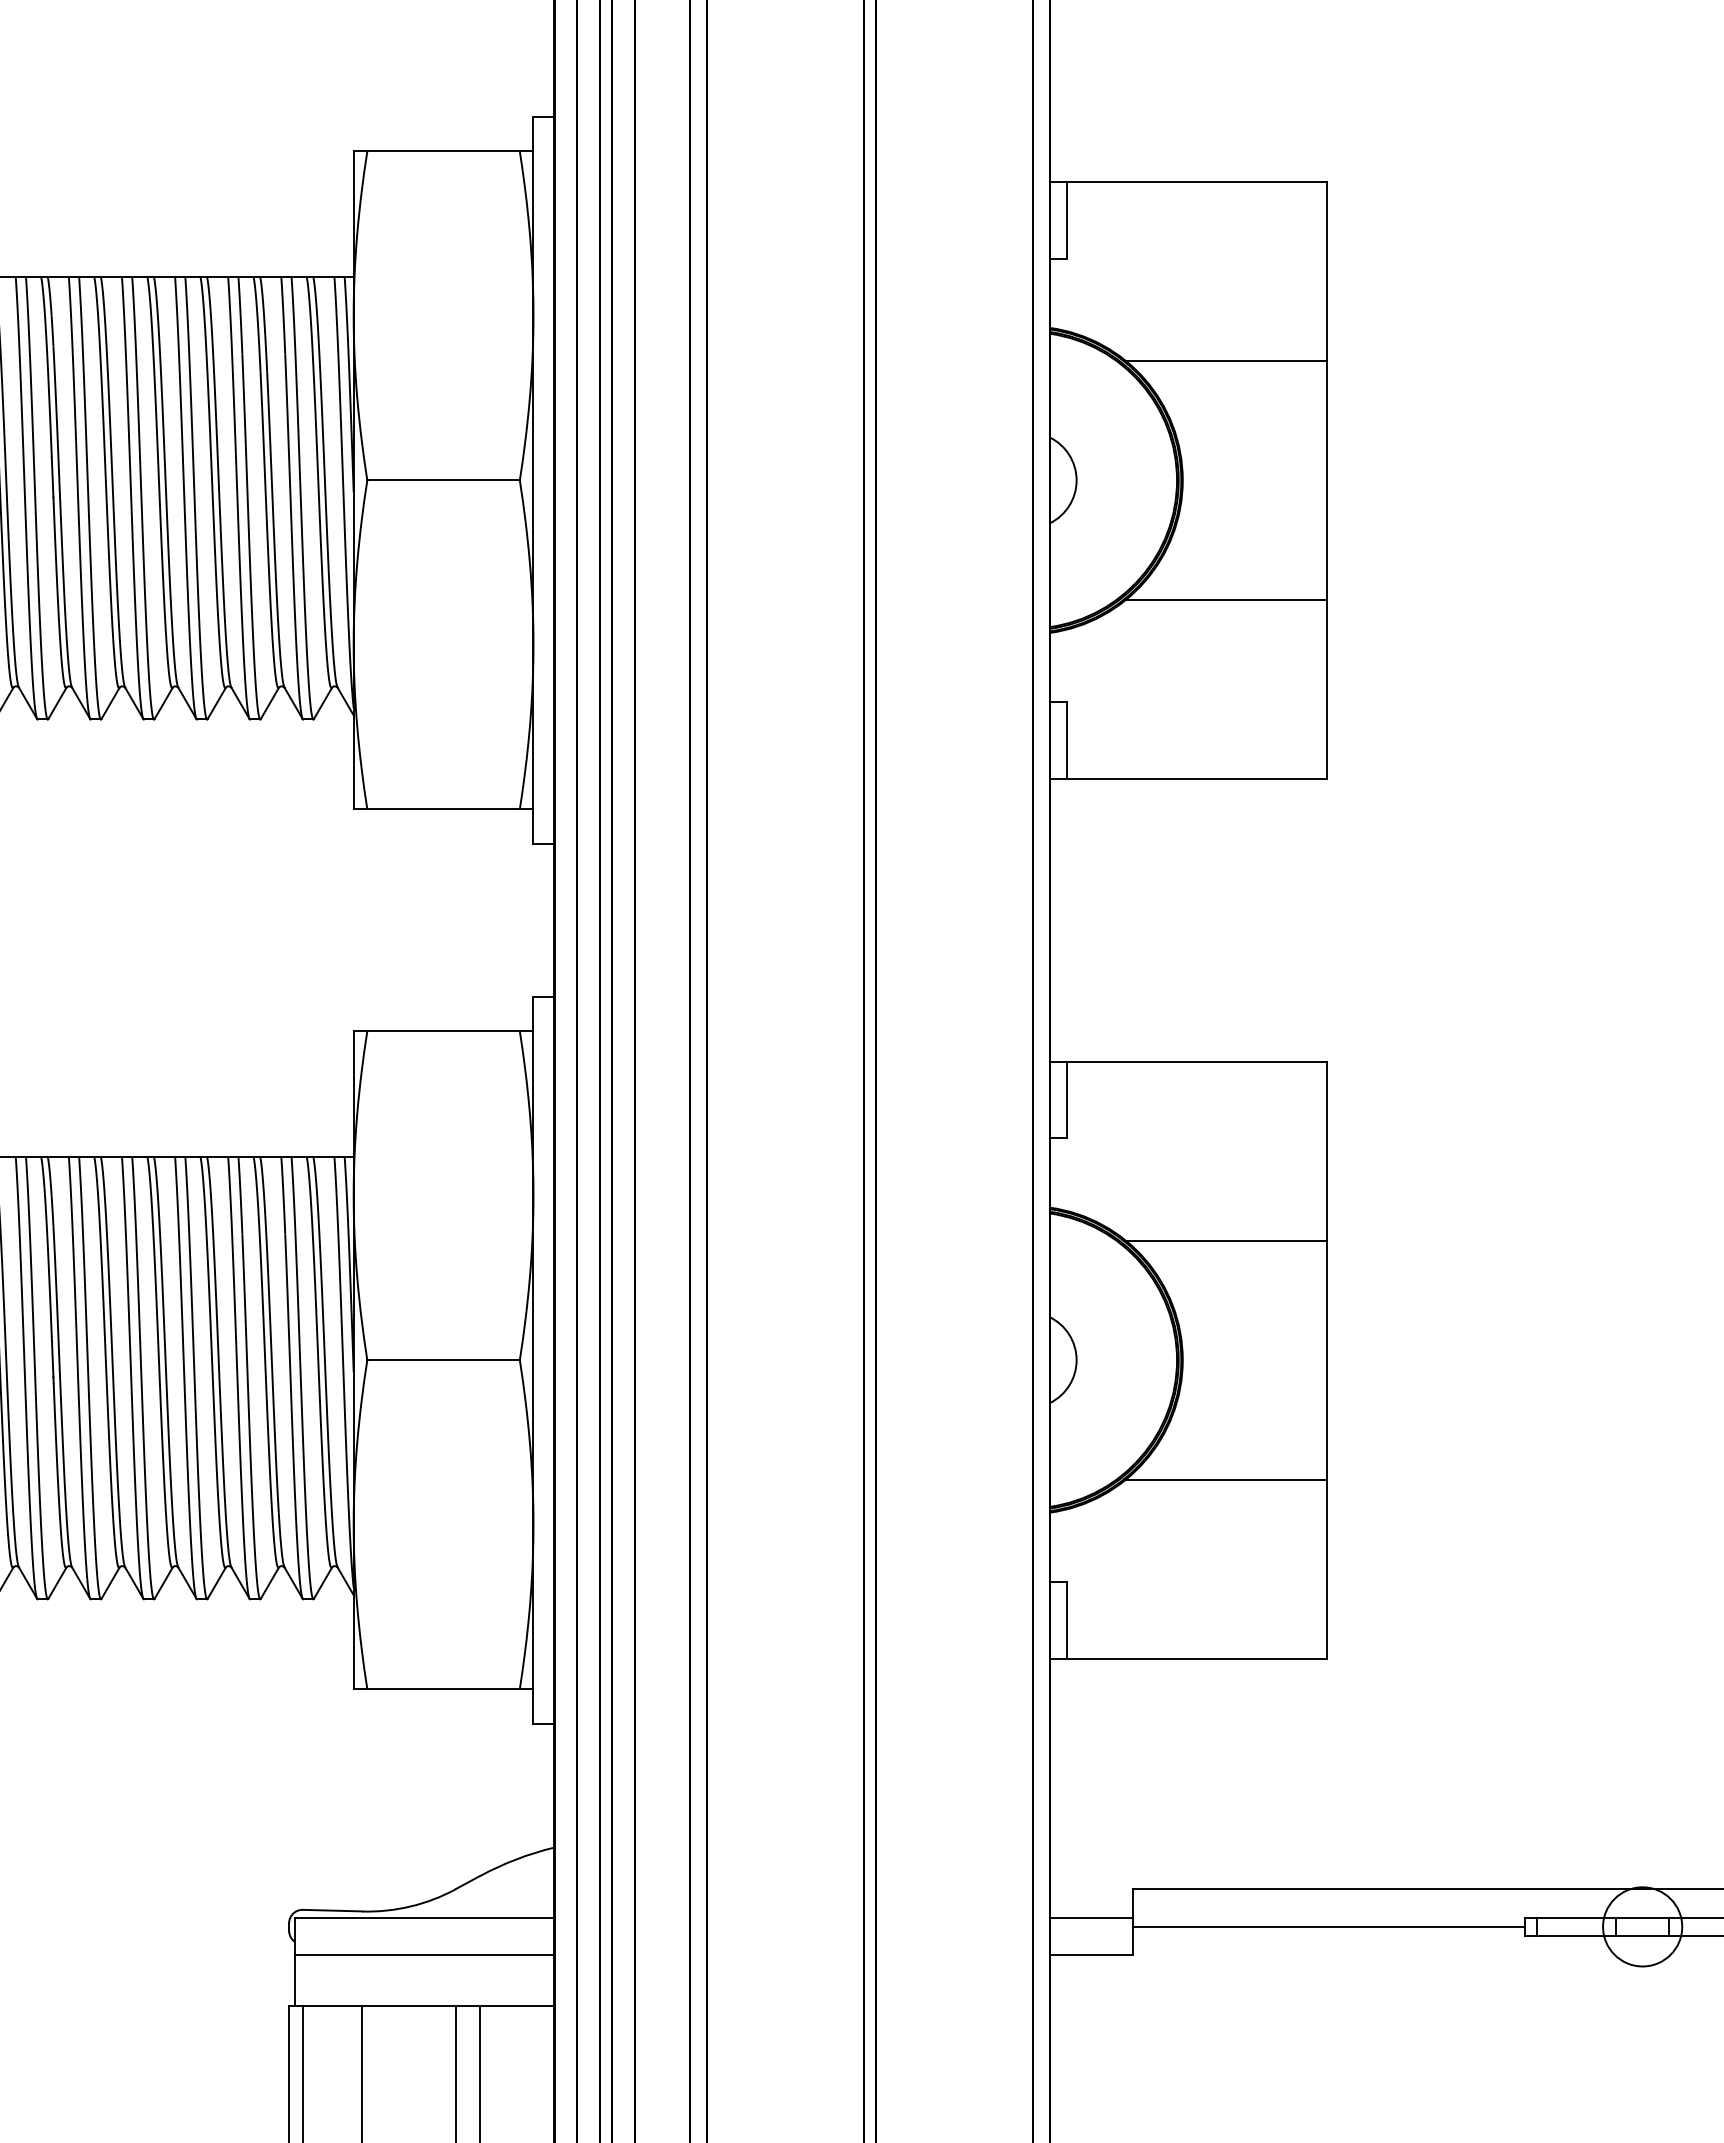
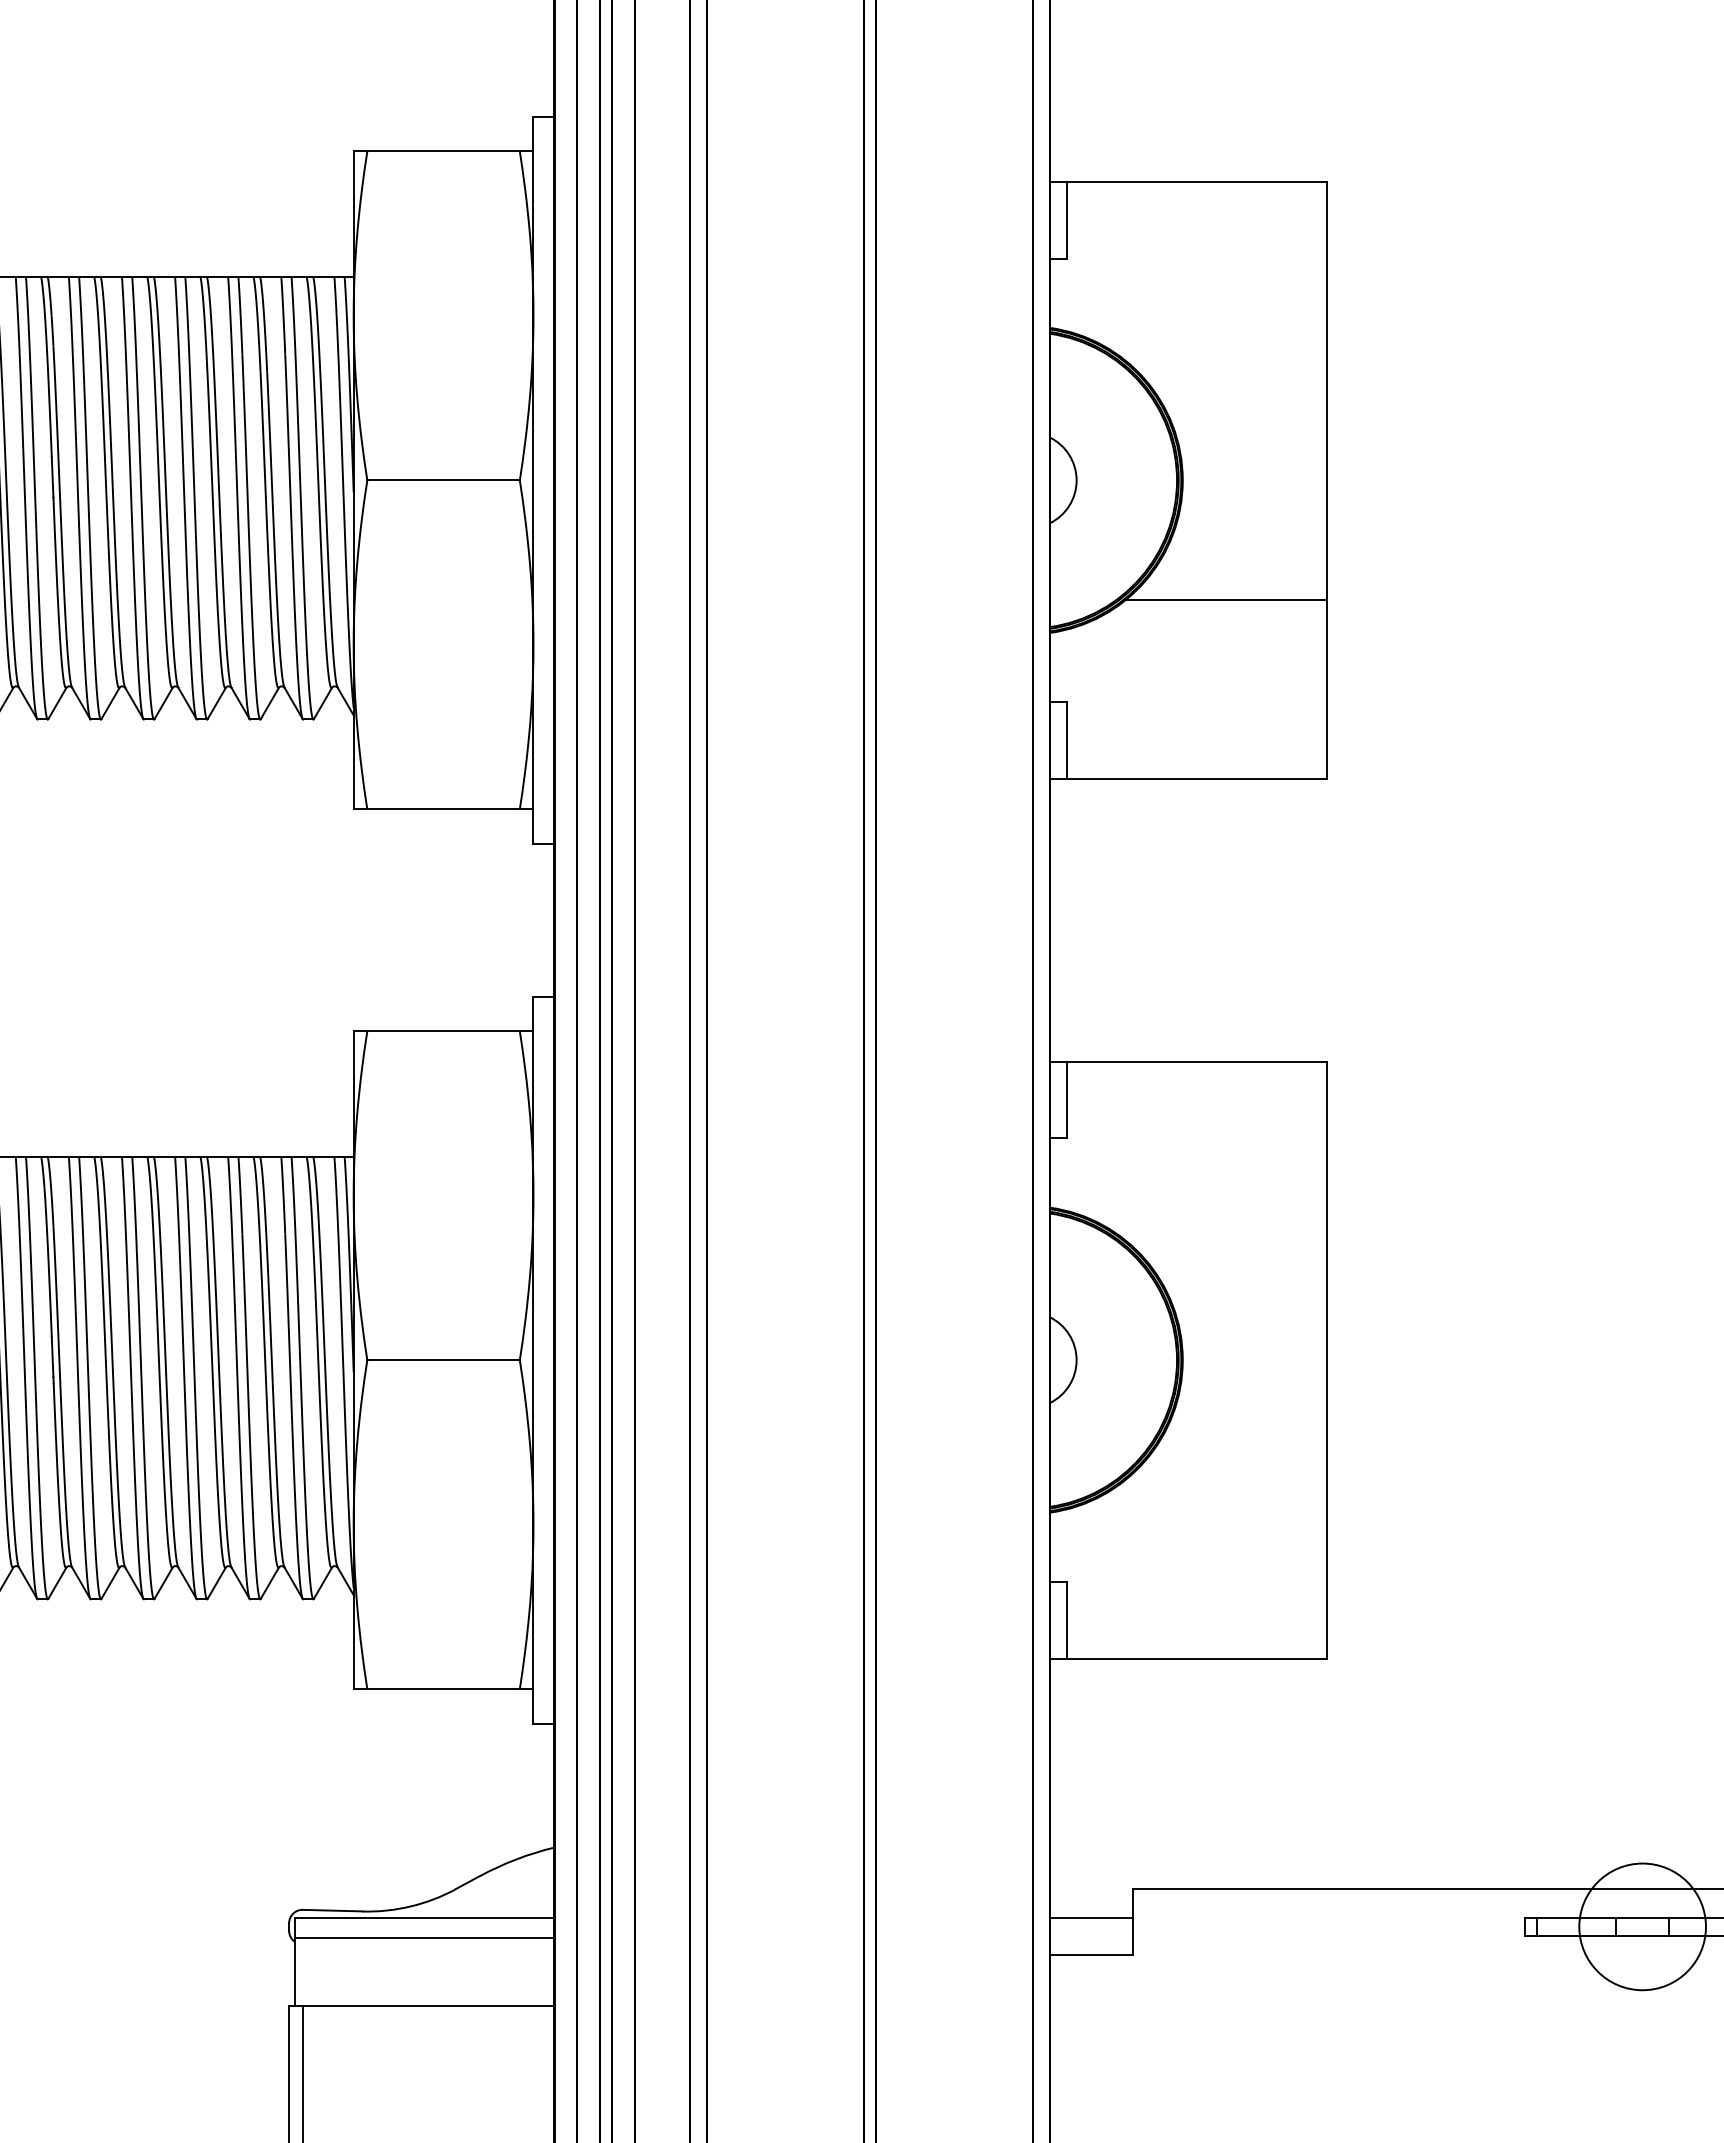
line: present -> none (1226, 360)
line: present -> none (1226, 1240)
line: present -> none (1226, 1479)
line: present -> none (1328, 1926)
circle diameter: 79 px -> 127 px (1642, 1926)
line position: (424, 1955) -> (424, 1938) (424, 1938)
line: present -> none (362, 2072)
line: present -> none (455, 2072)
line: present -> none (480, 2072)
